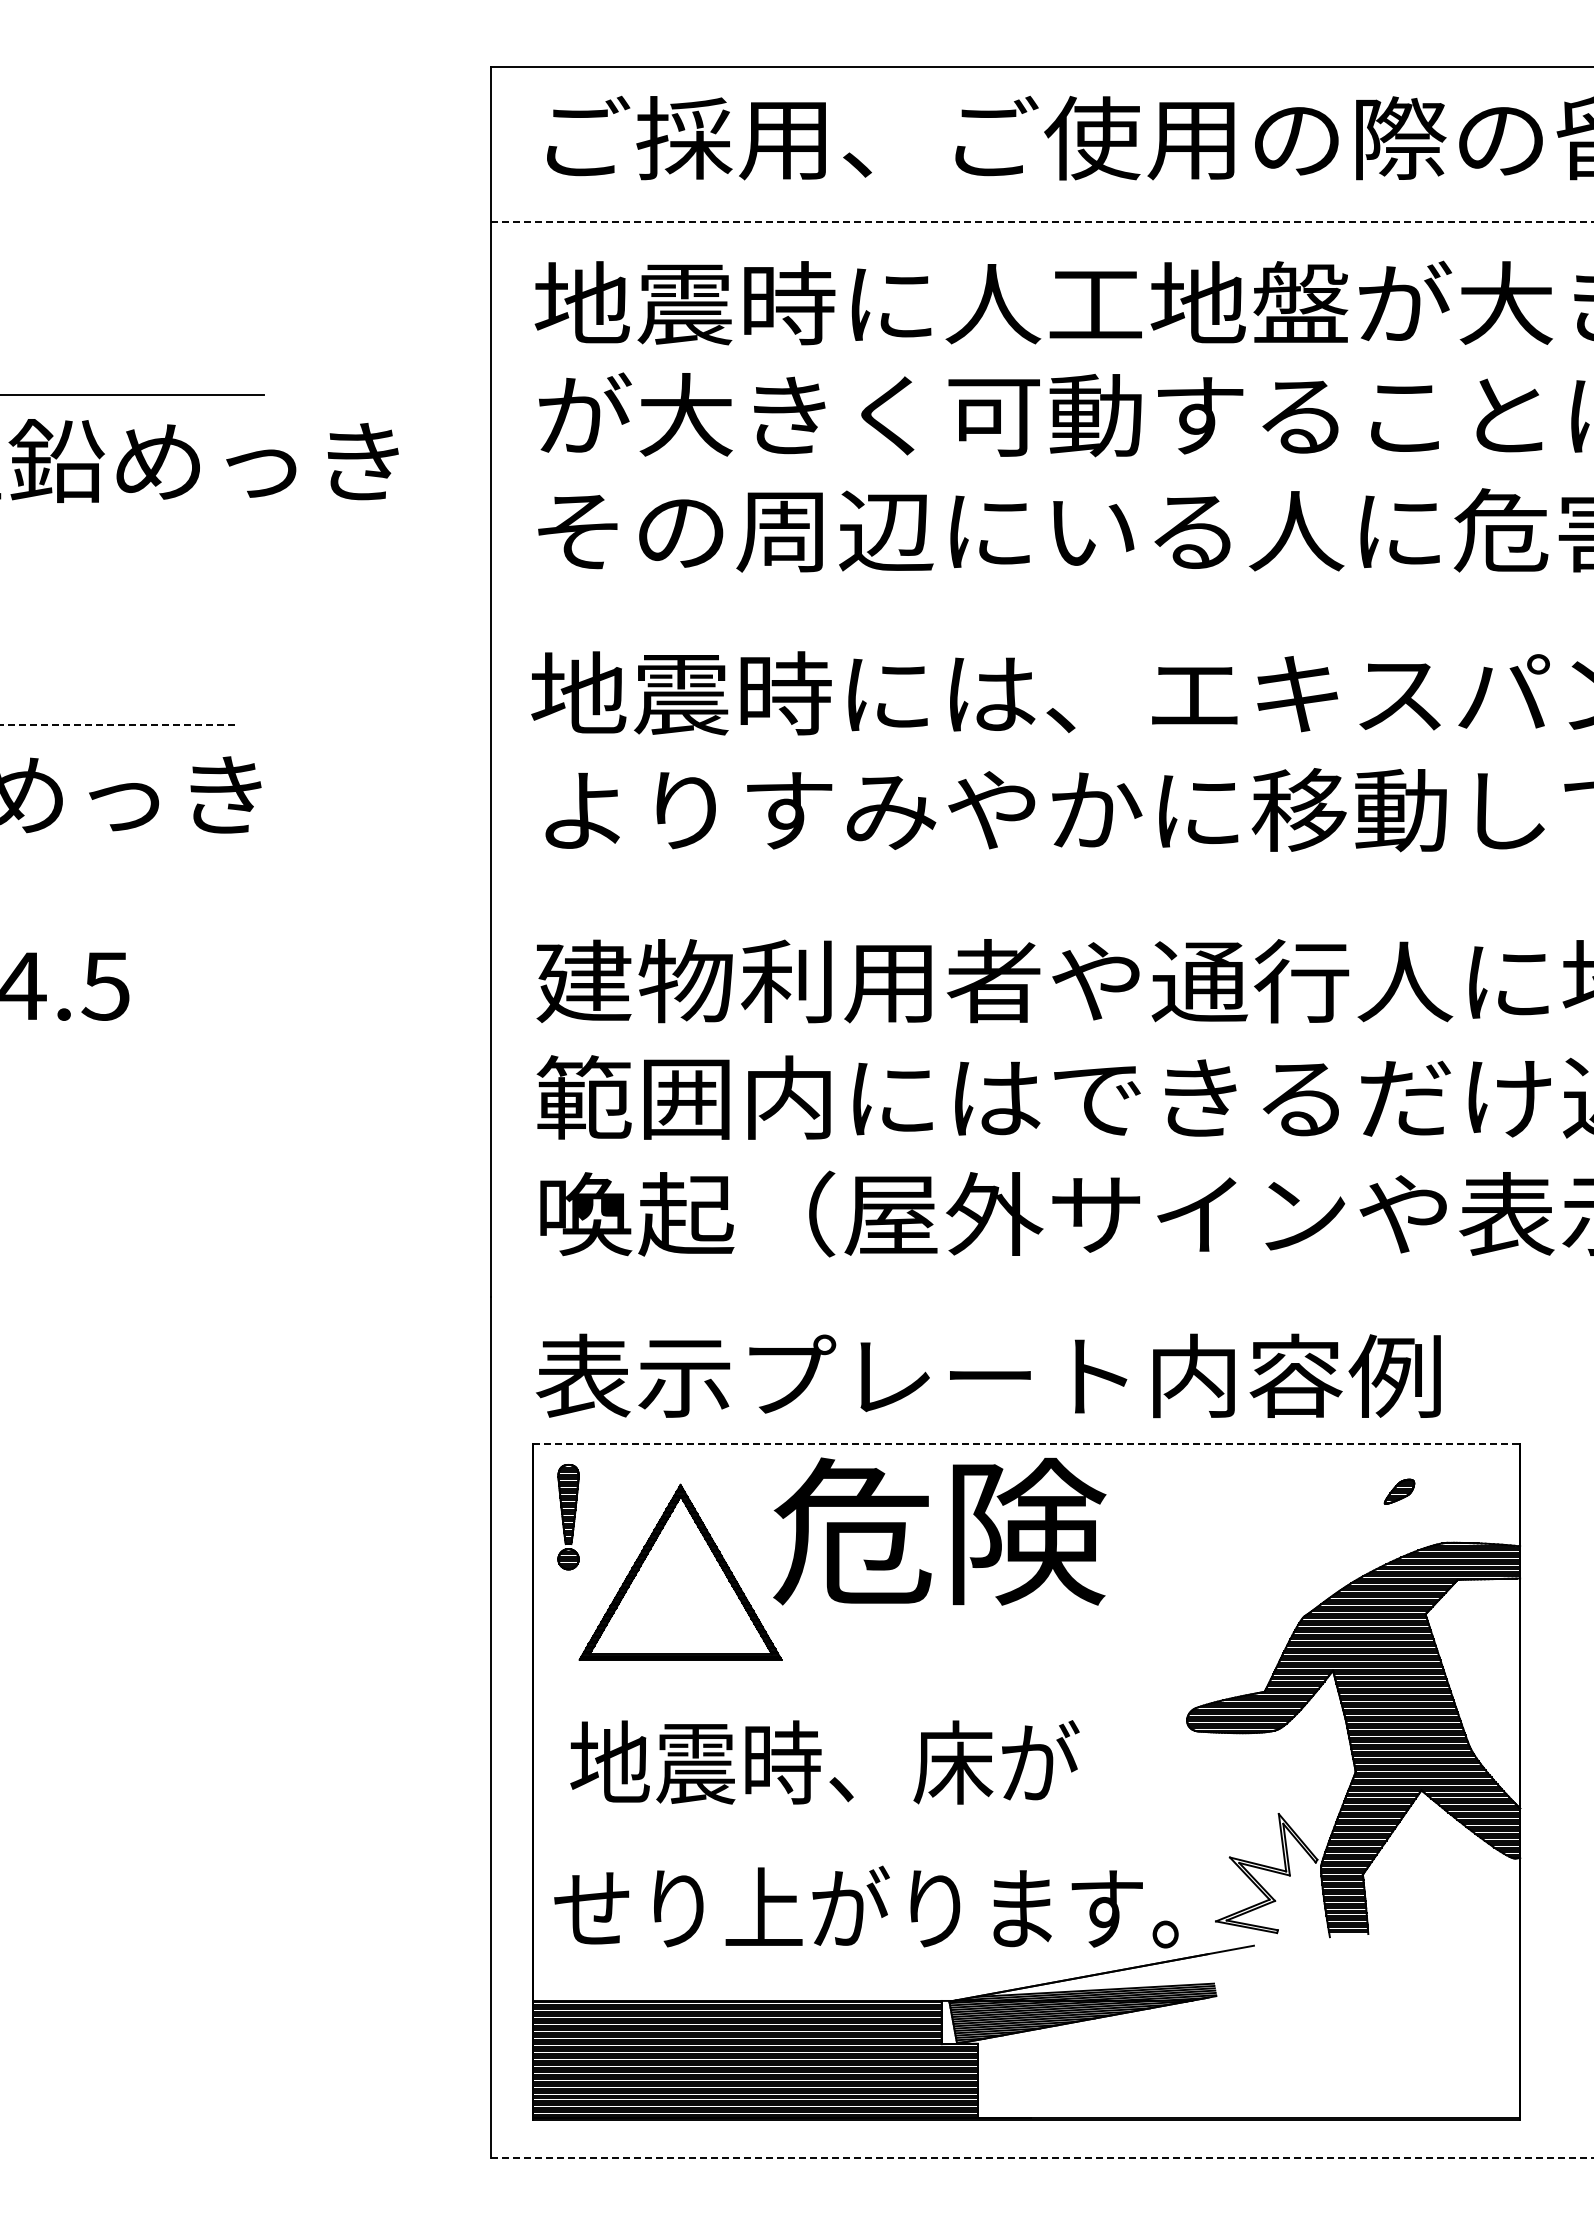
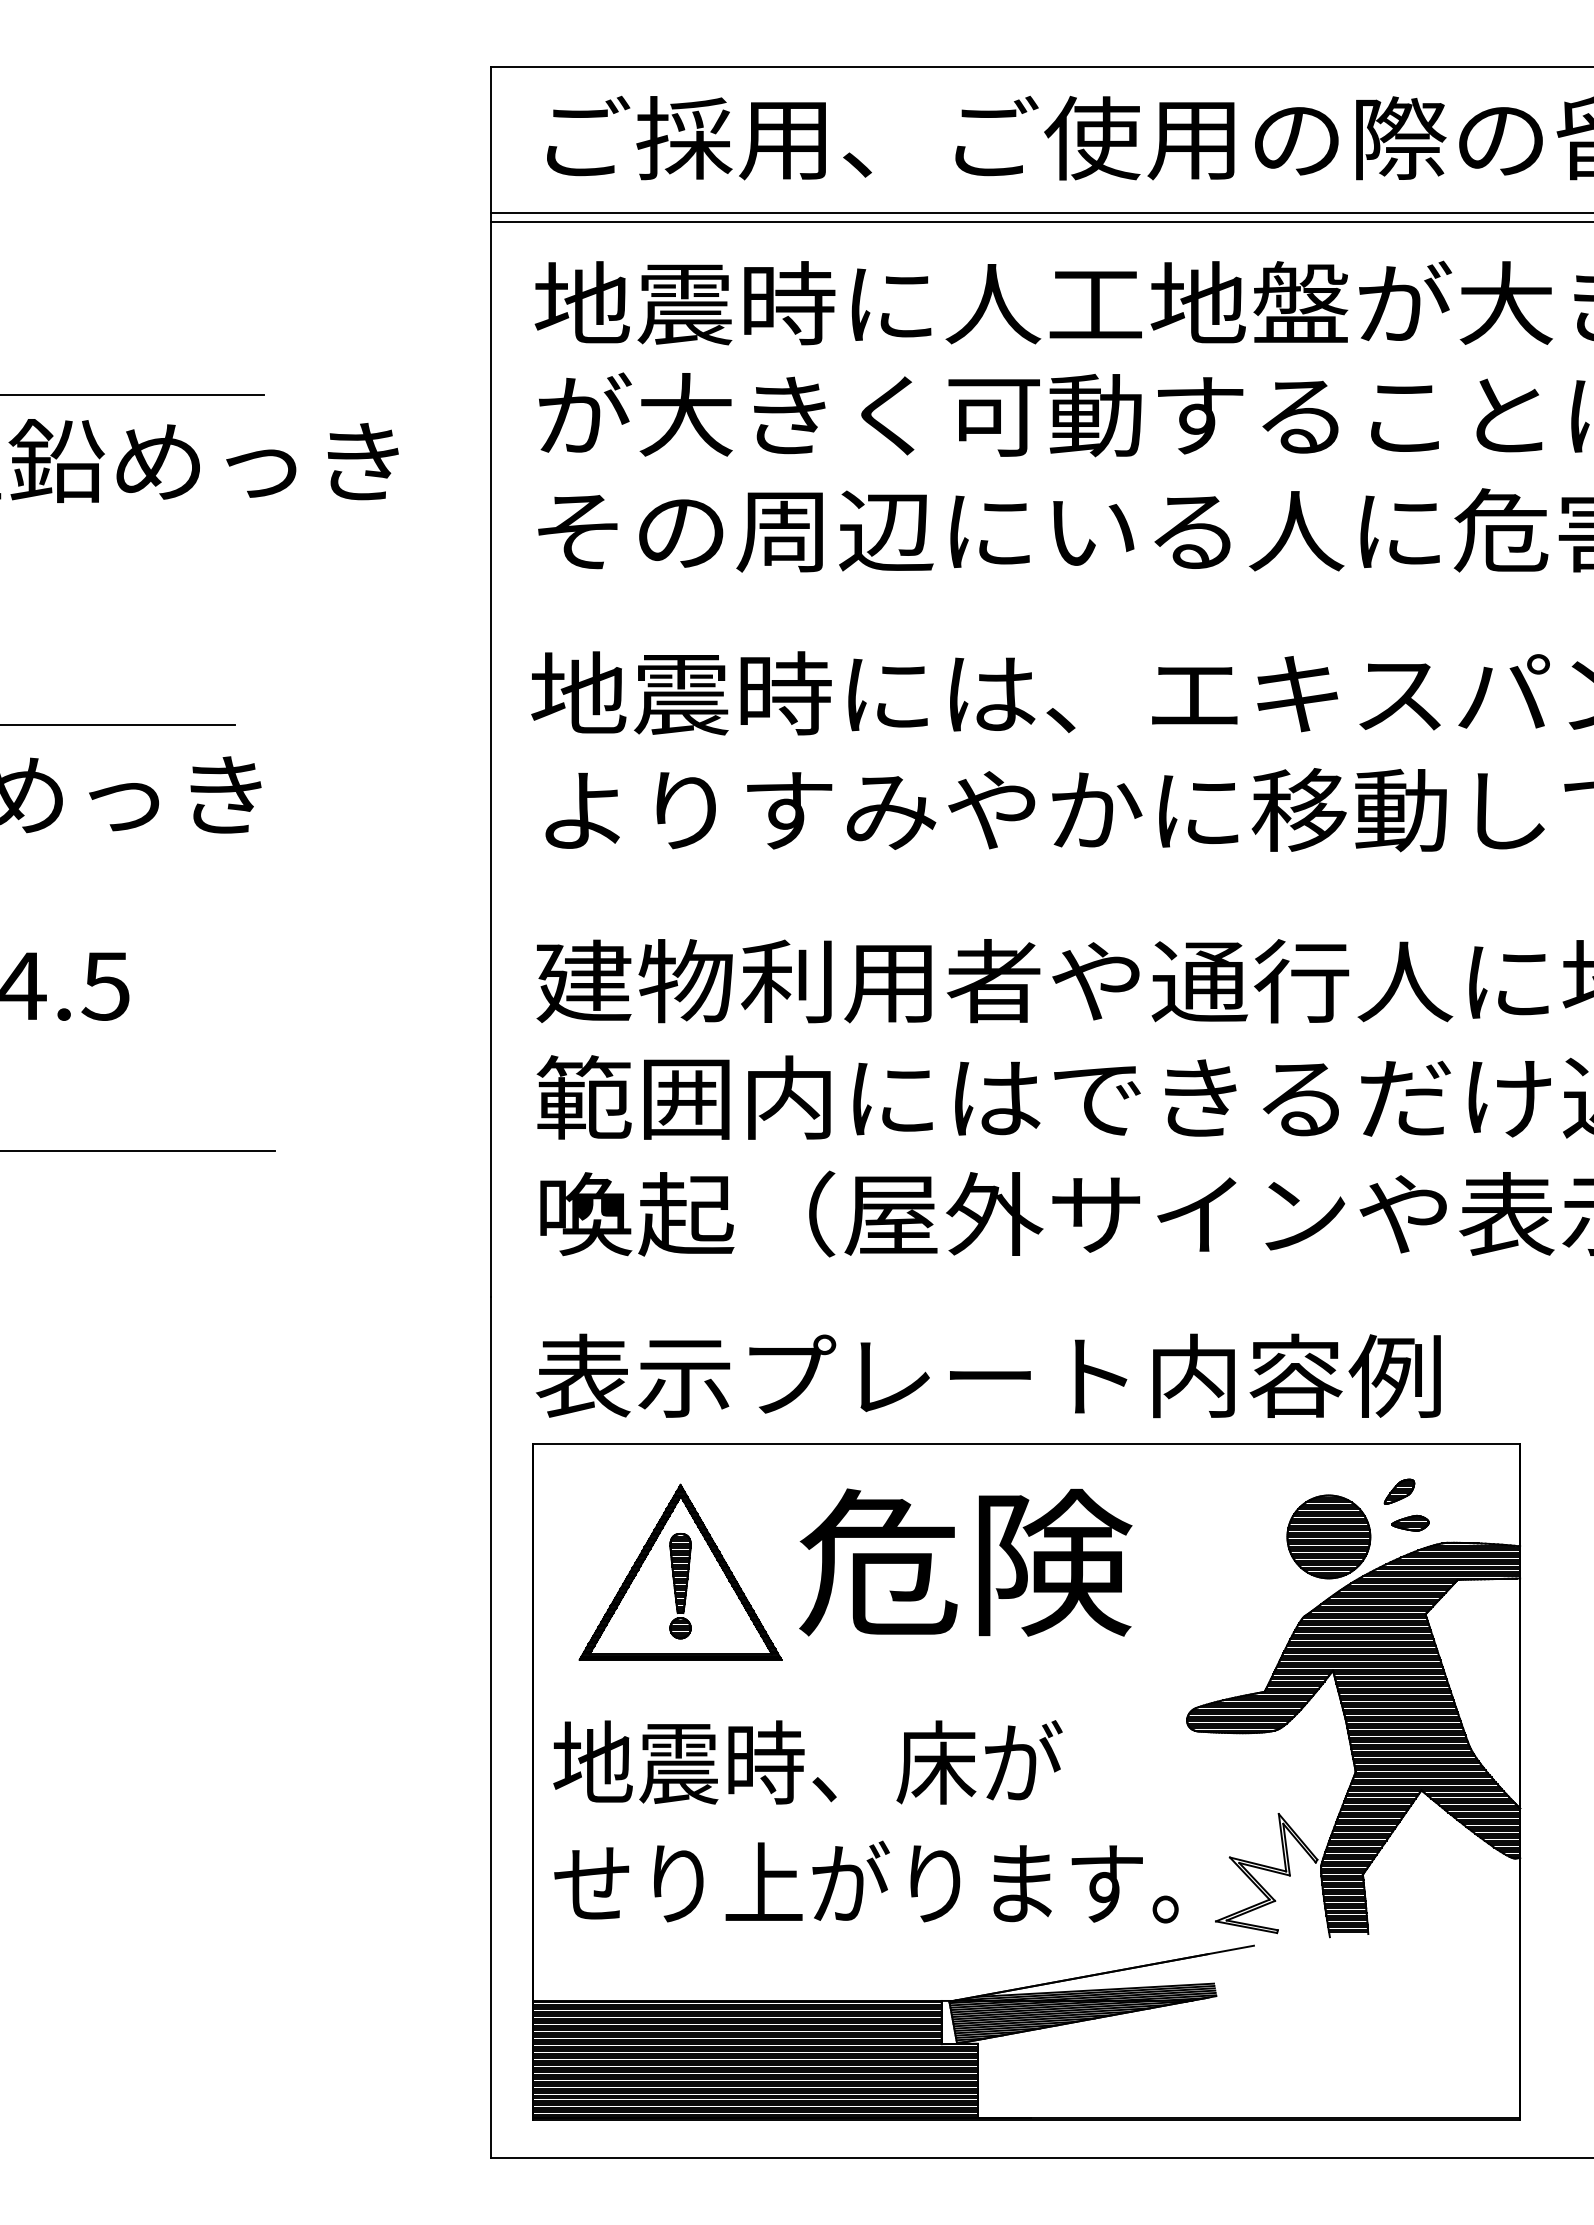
line: none -> present (1040, 212)
line: dashed -> solid (1042, 221)
line: dashed -> solid (117, 725)
line: none -> present (138, 1150)
line: dashed -> solid (1026, 1444)
part position: (568, 1517) -> (680, 1586) (680, 1586)
part: none -> present (1410, 1522)
text position: (939, 1531) -> (965, 1562) (965, 1562)
part: none -> present (1328, 1536)
text position: (824, 1762) -> (807, 1762) (807, 1762)
text position: (866, 1906) -> (866, 1881) (866, 1881)
line: dashed -> solid (1042, 2158)
